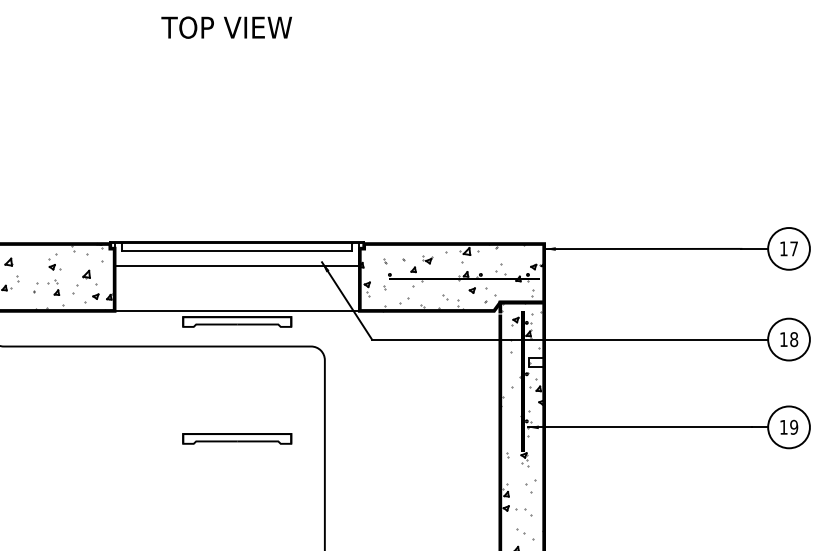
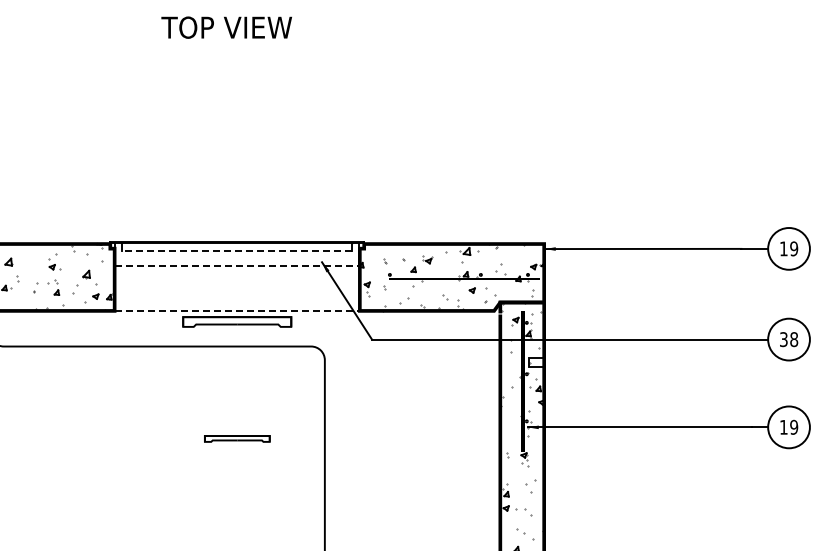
text: 17 -> 19 (794, 248)
line: solid -> dashed (236, 251)
line: solid -> dashed (237, 266)
line: solid -> dashed (237, 310)
text: 18 -> 38 (783, 339)
part size: 111x12 px -> 67x8 px (237, 438)
